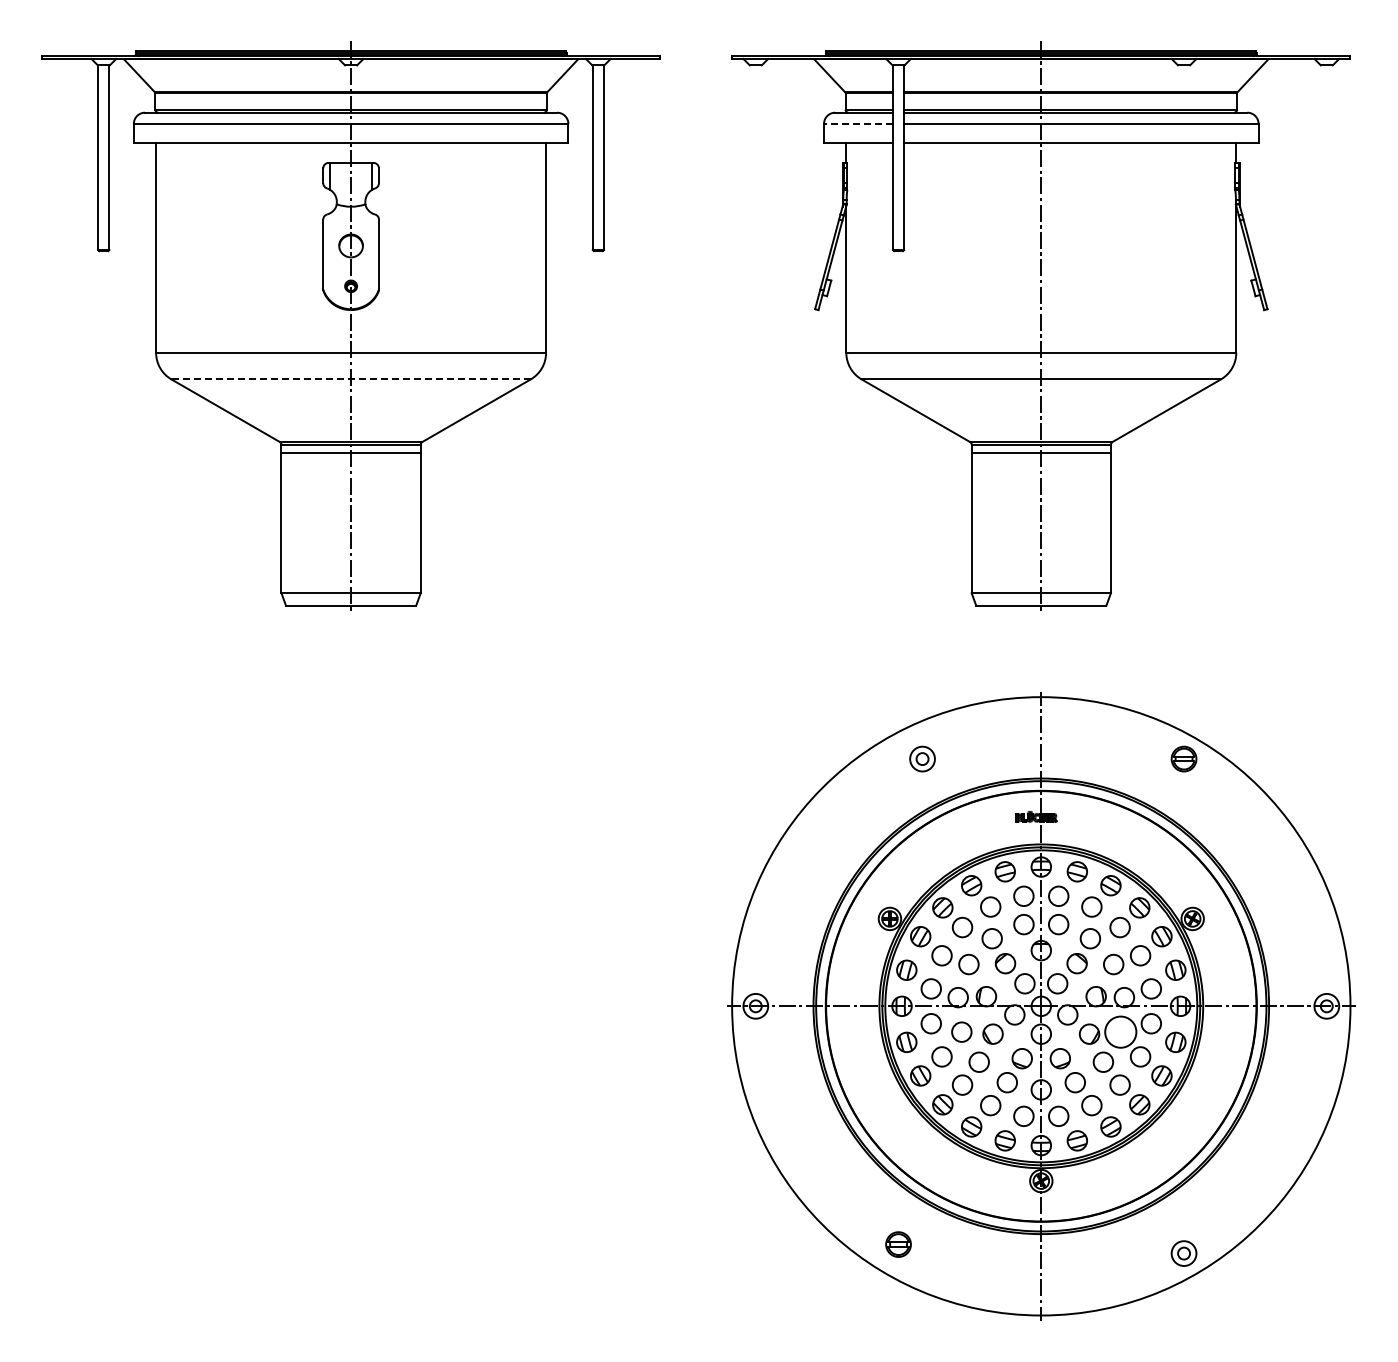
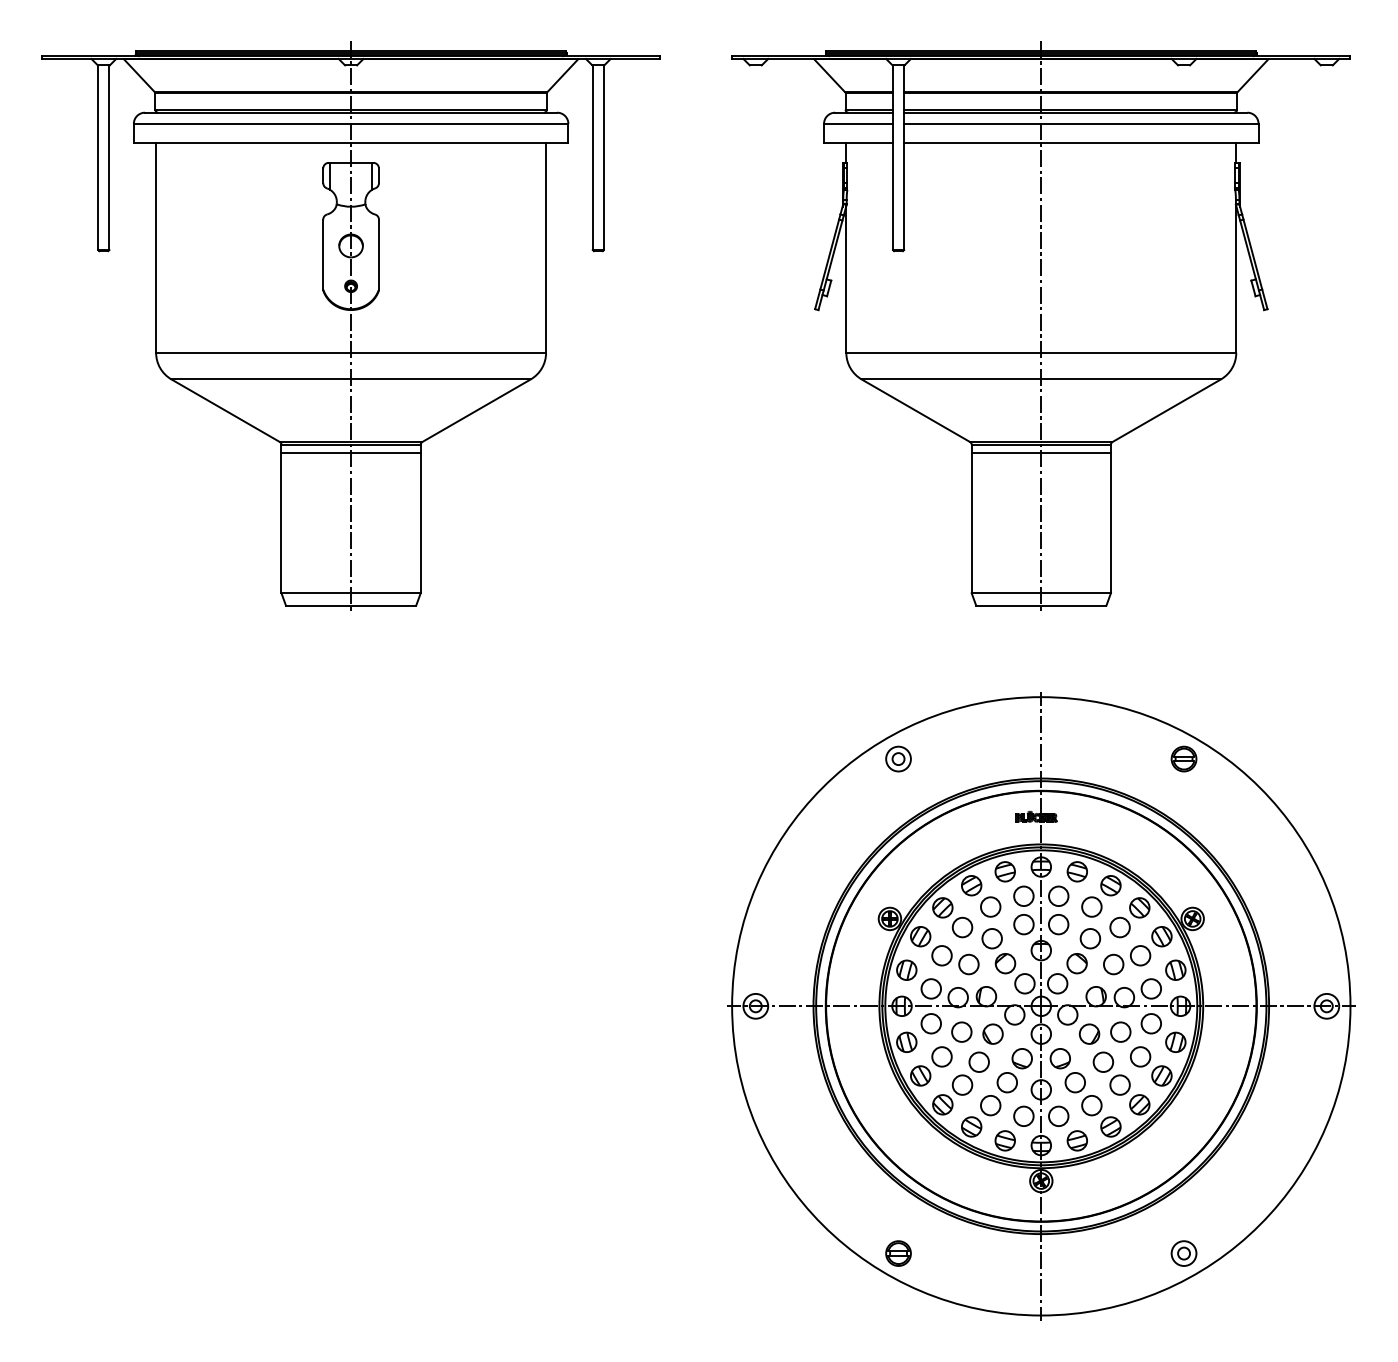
line: dashed -> solid (858, 123)
line: dashed -> solid (351, 379)
part position: (922, 758) -> (898, 758) (898, 758)
circle diameter: 31 px -> 19 px (1120, 1031)
part position: (898, 1244) -> (898, 1253) (898, 1253)
